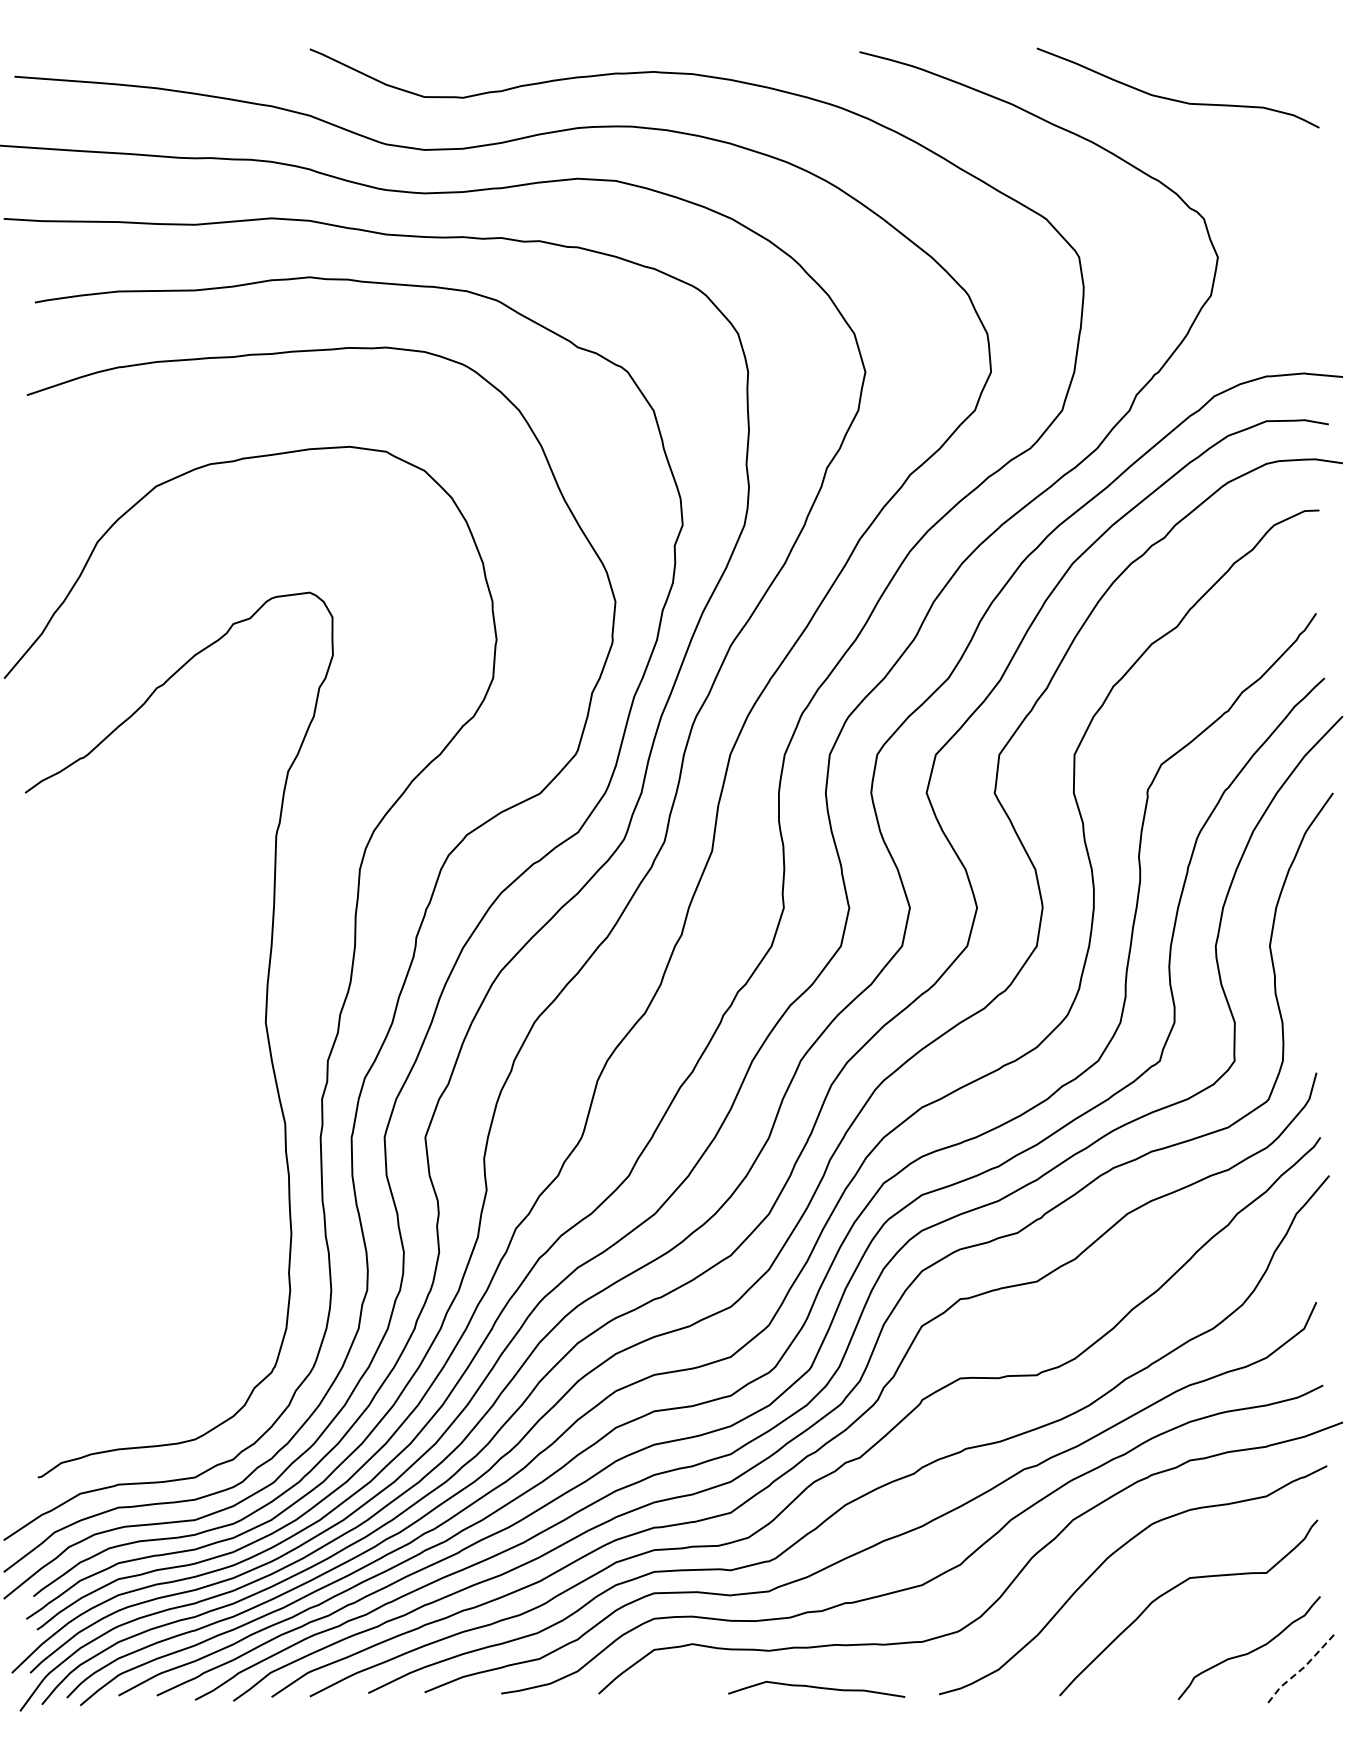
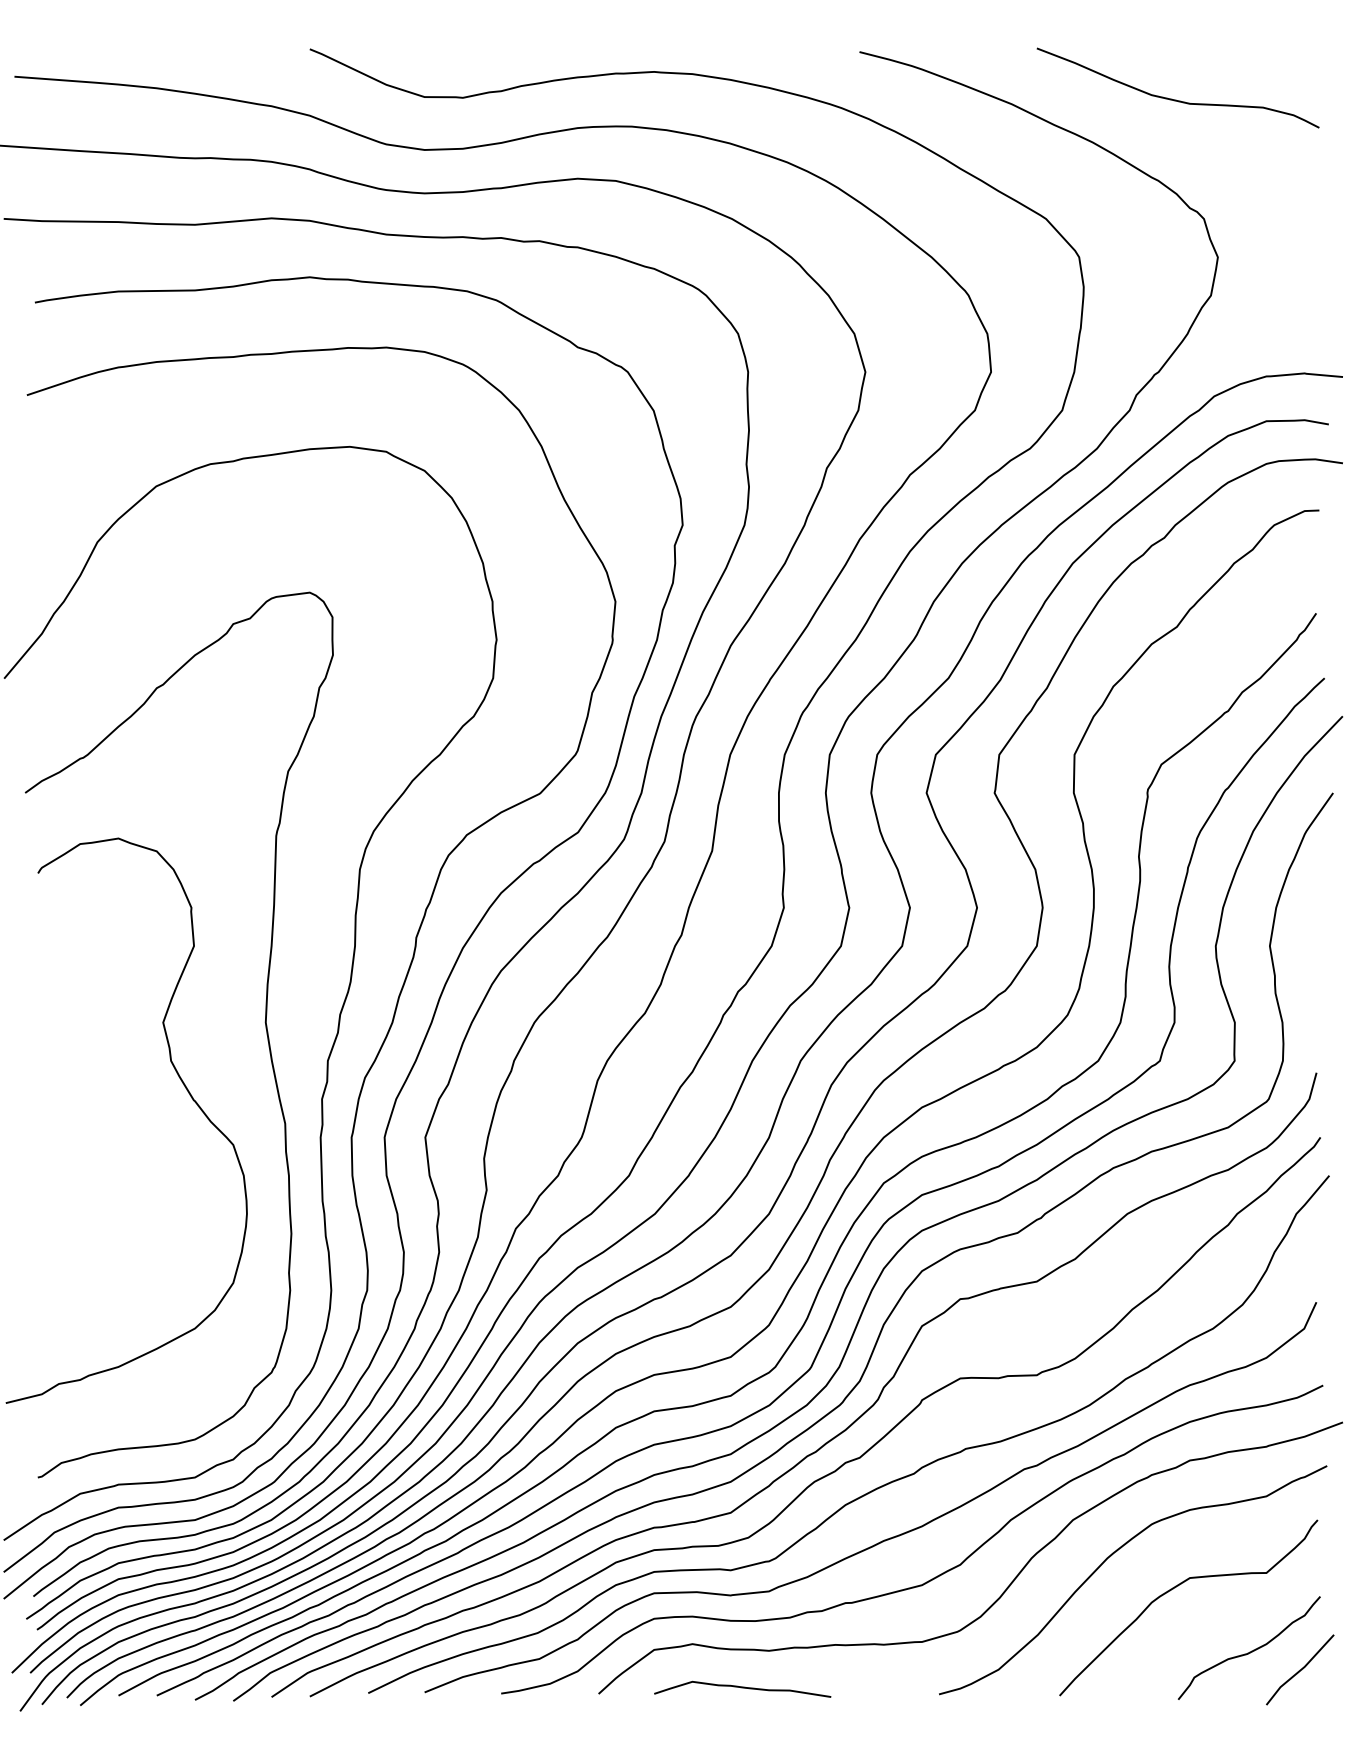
curve: none -> present (183, 1085)
line: dashed -> solid (1300, 1670)
curve position: (816, 1688) -> (742, 1688) (742, 1688)
